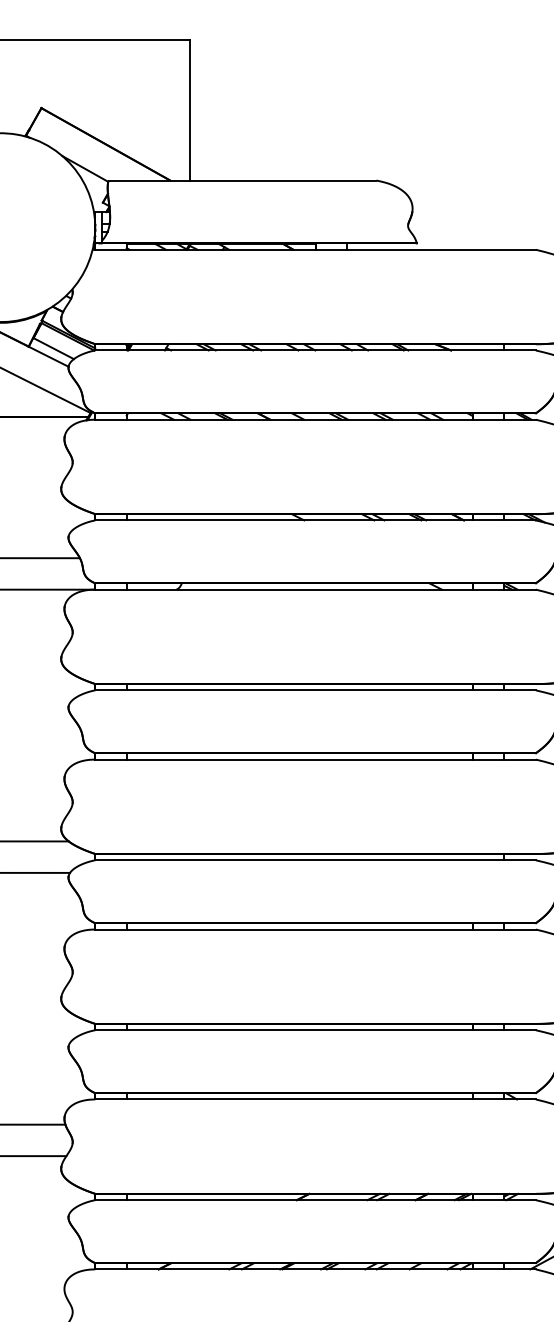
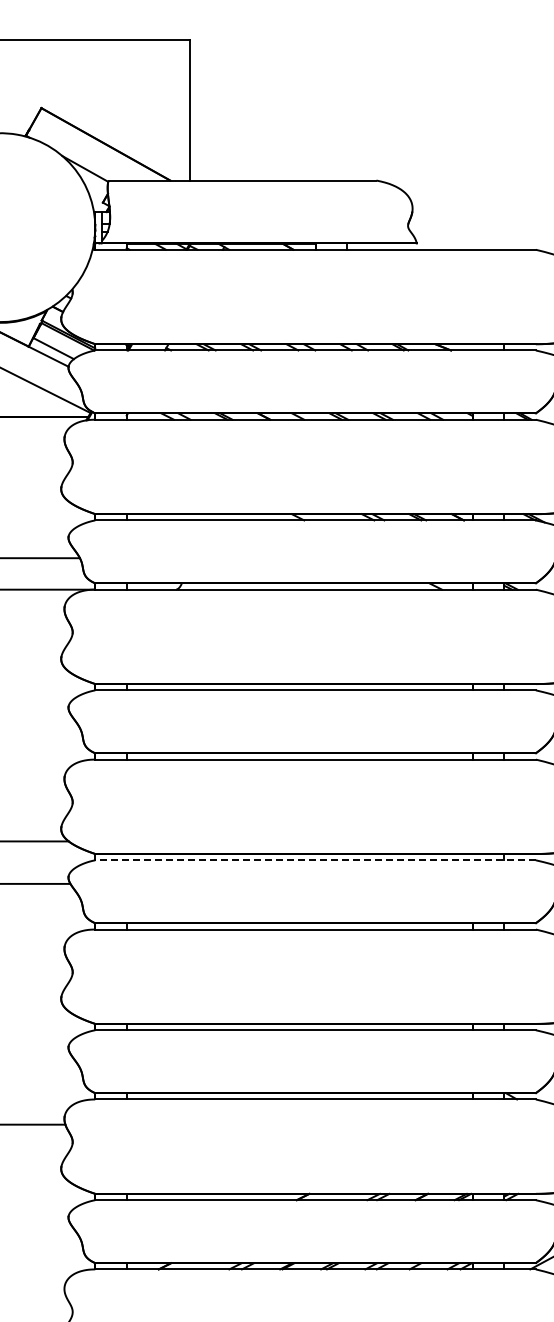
line: solid -> dashed (315, 860)
line position: (36, 872) -> (36, 883) (36, 883)
line: present -> none (34, 1156)
